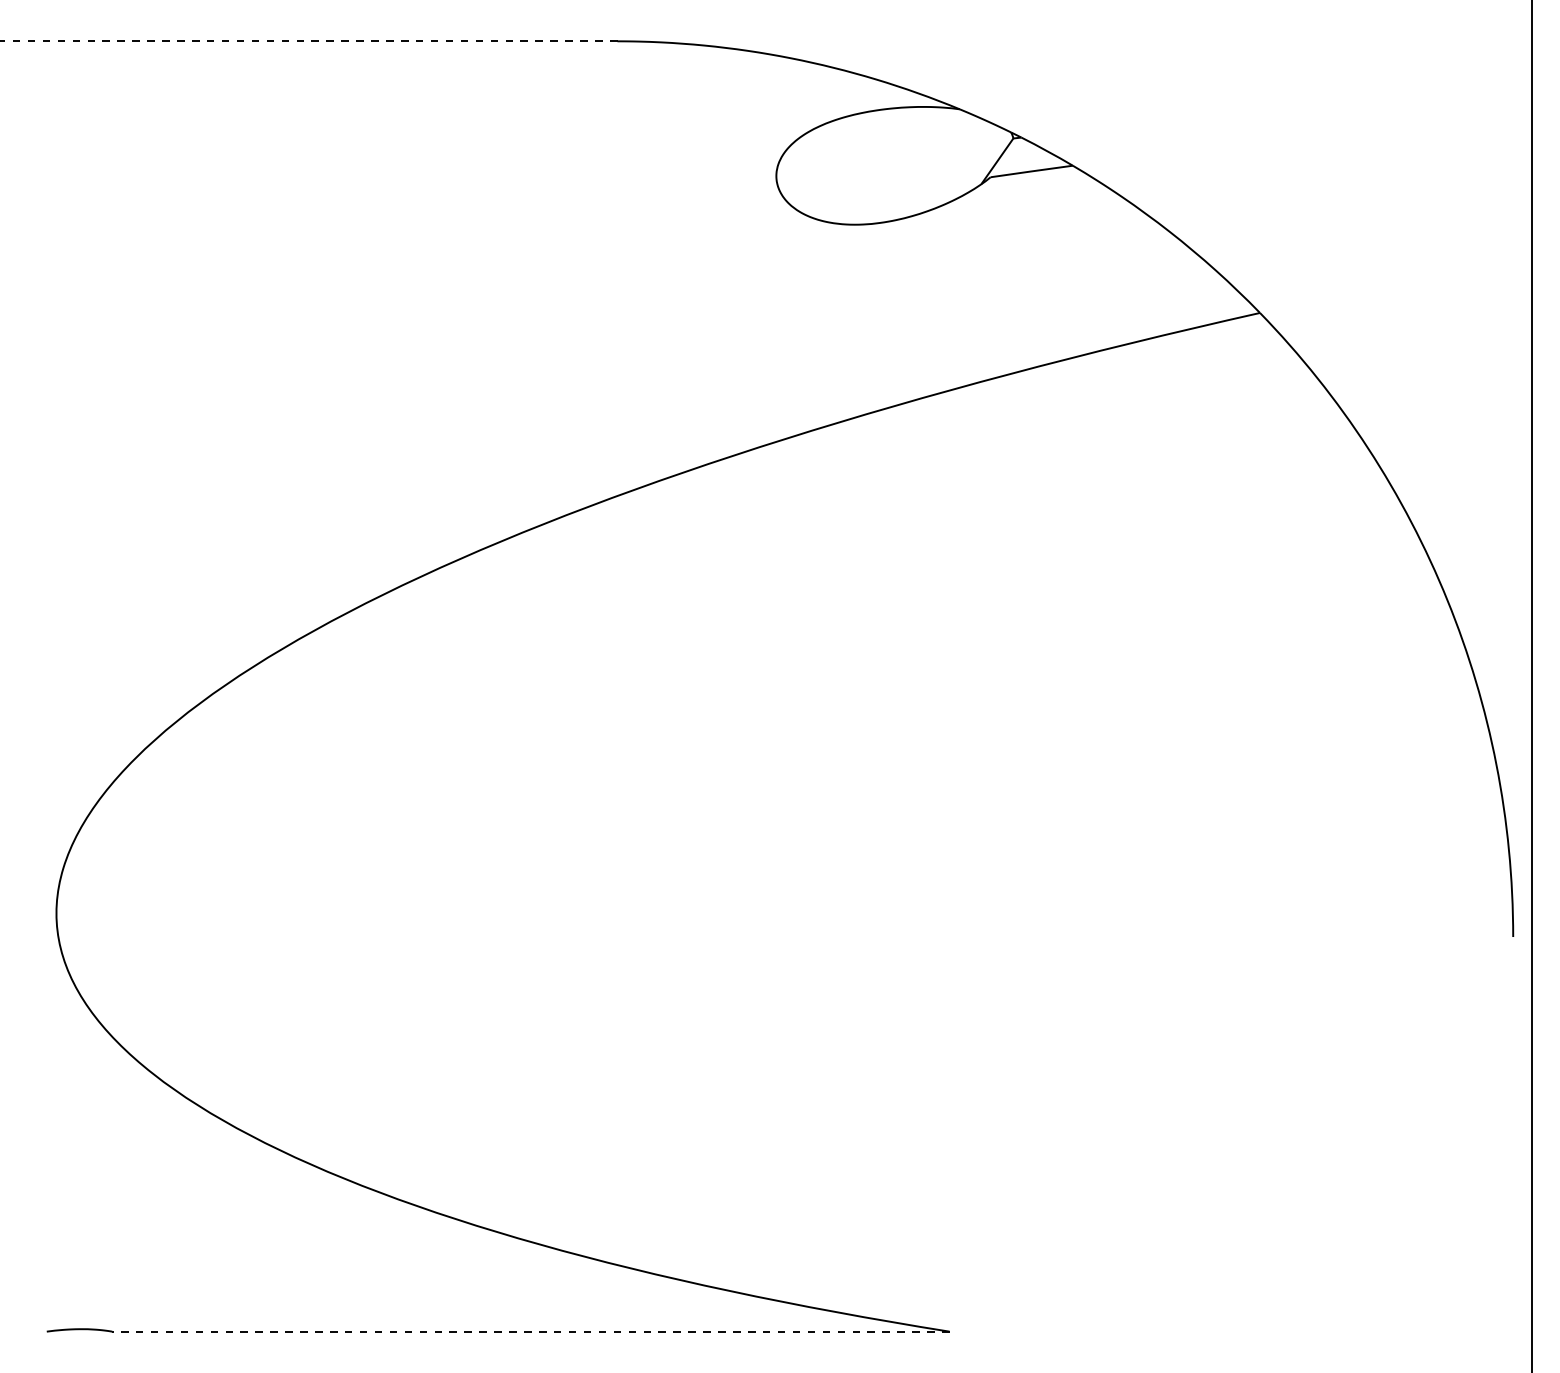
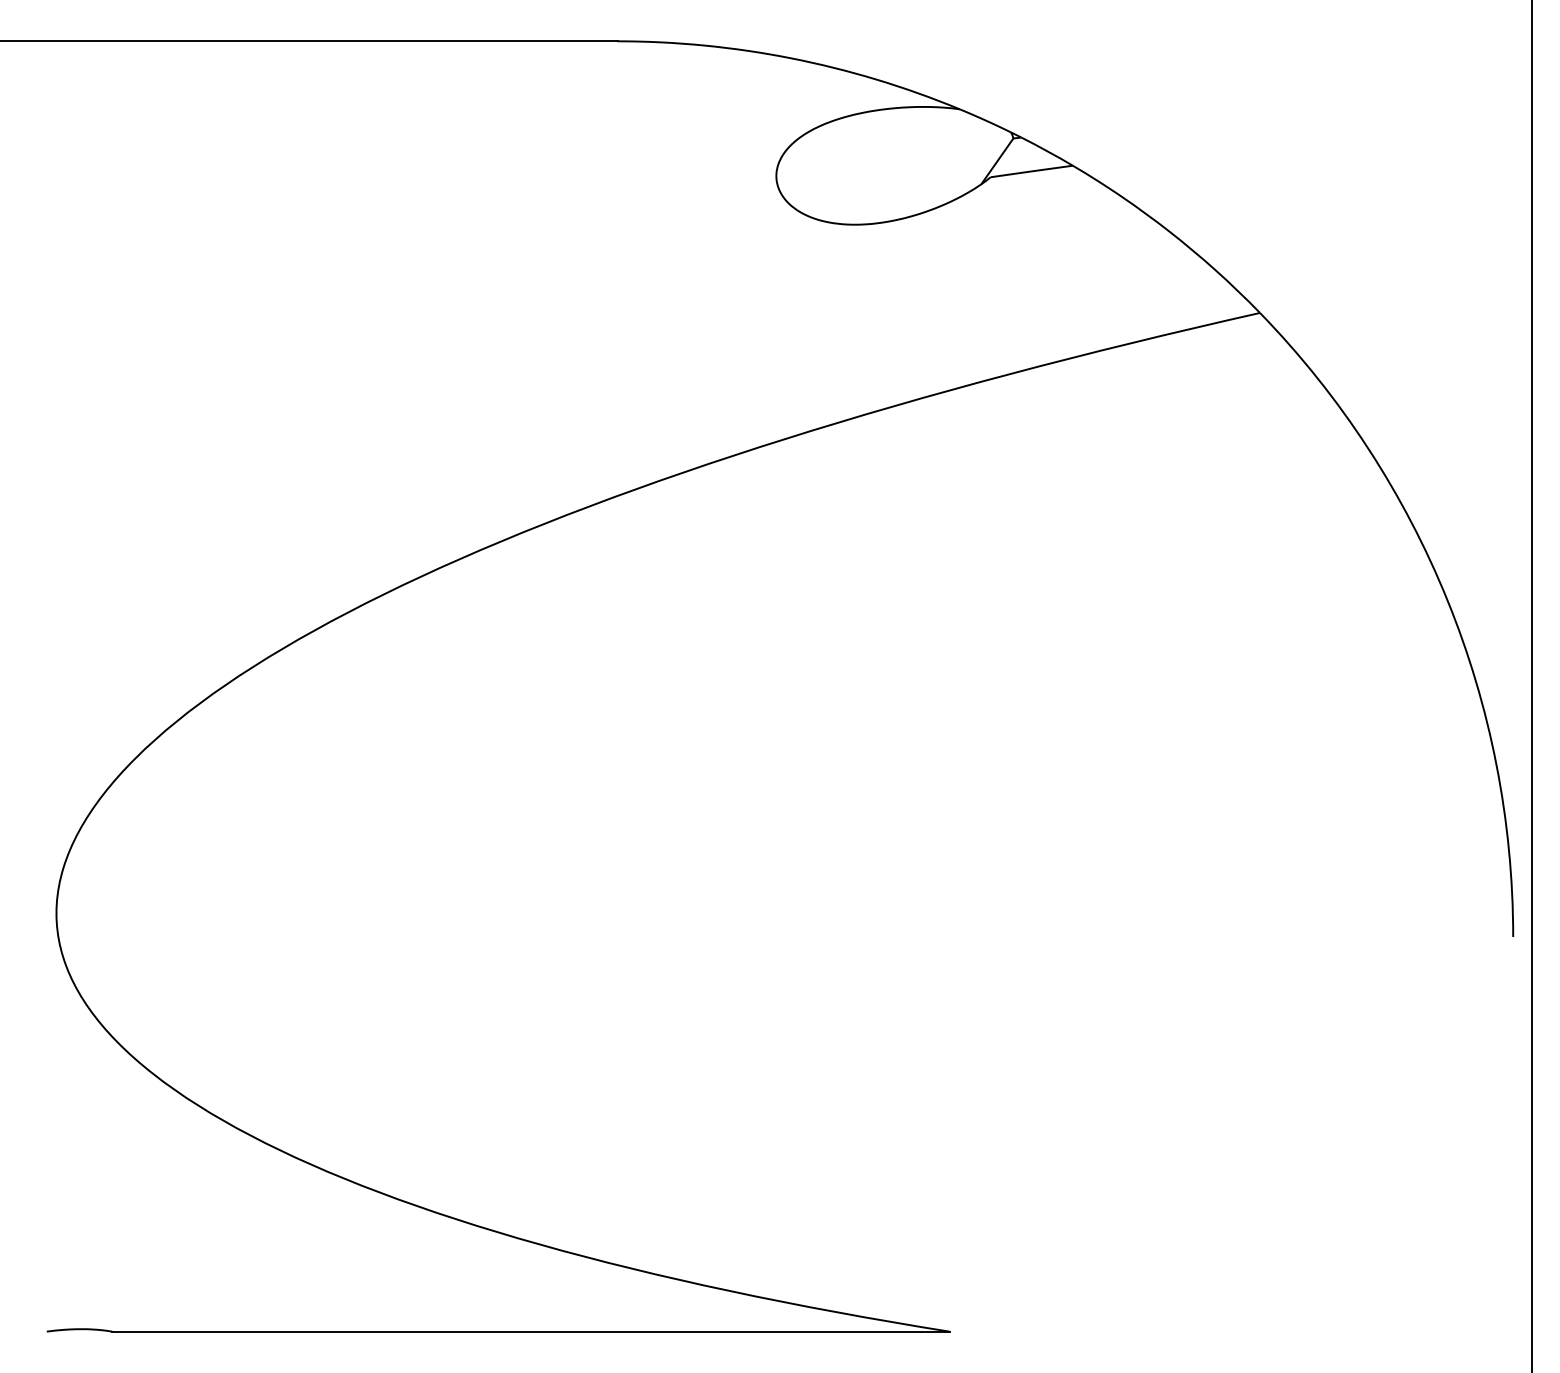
line: dashed -> solid (308, 41)
line: dashed -> solid (530, 1331)
